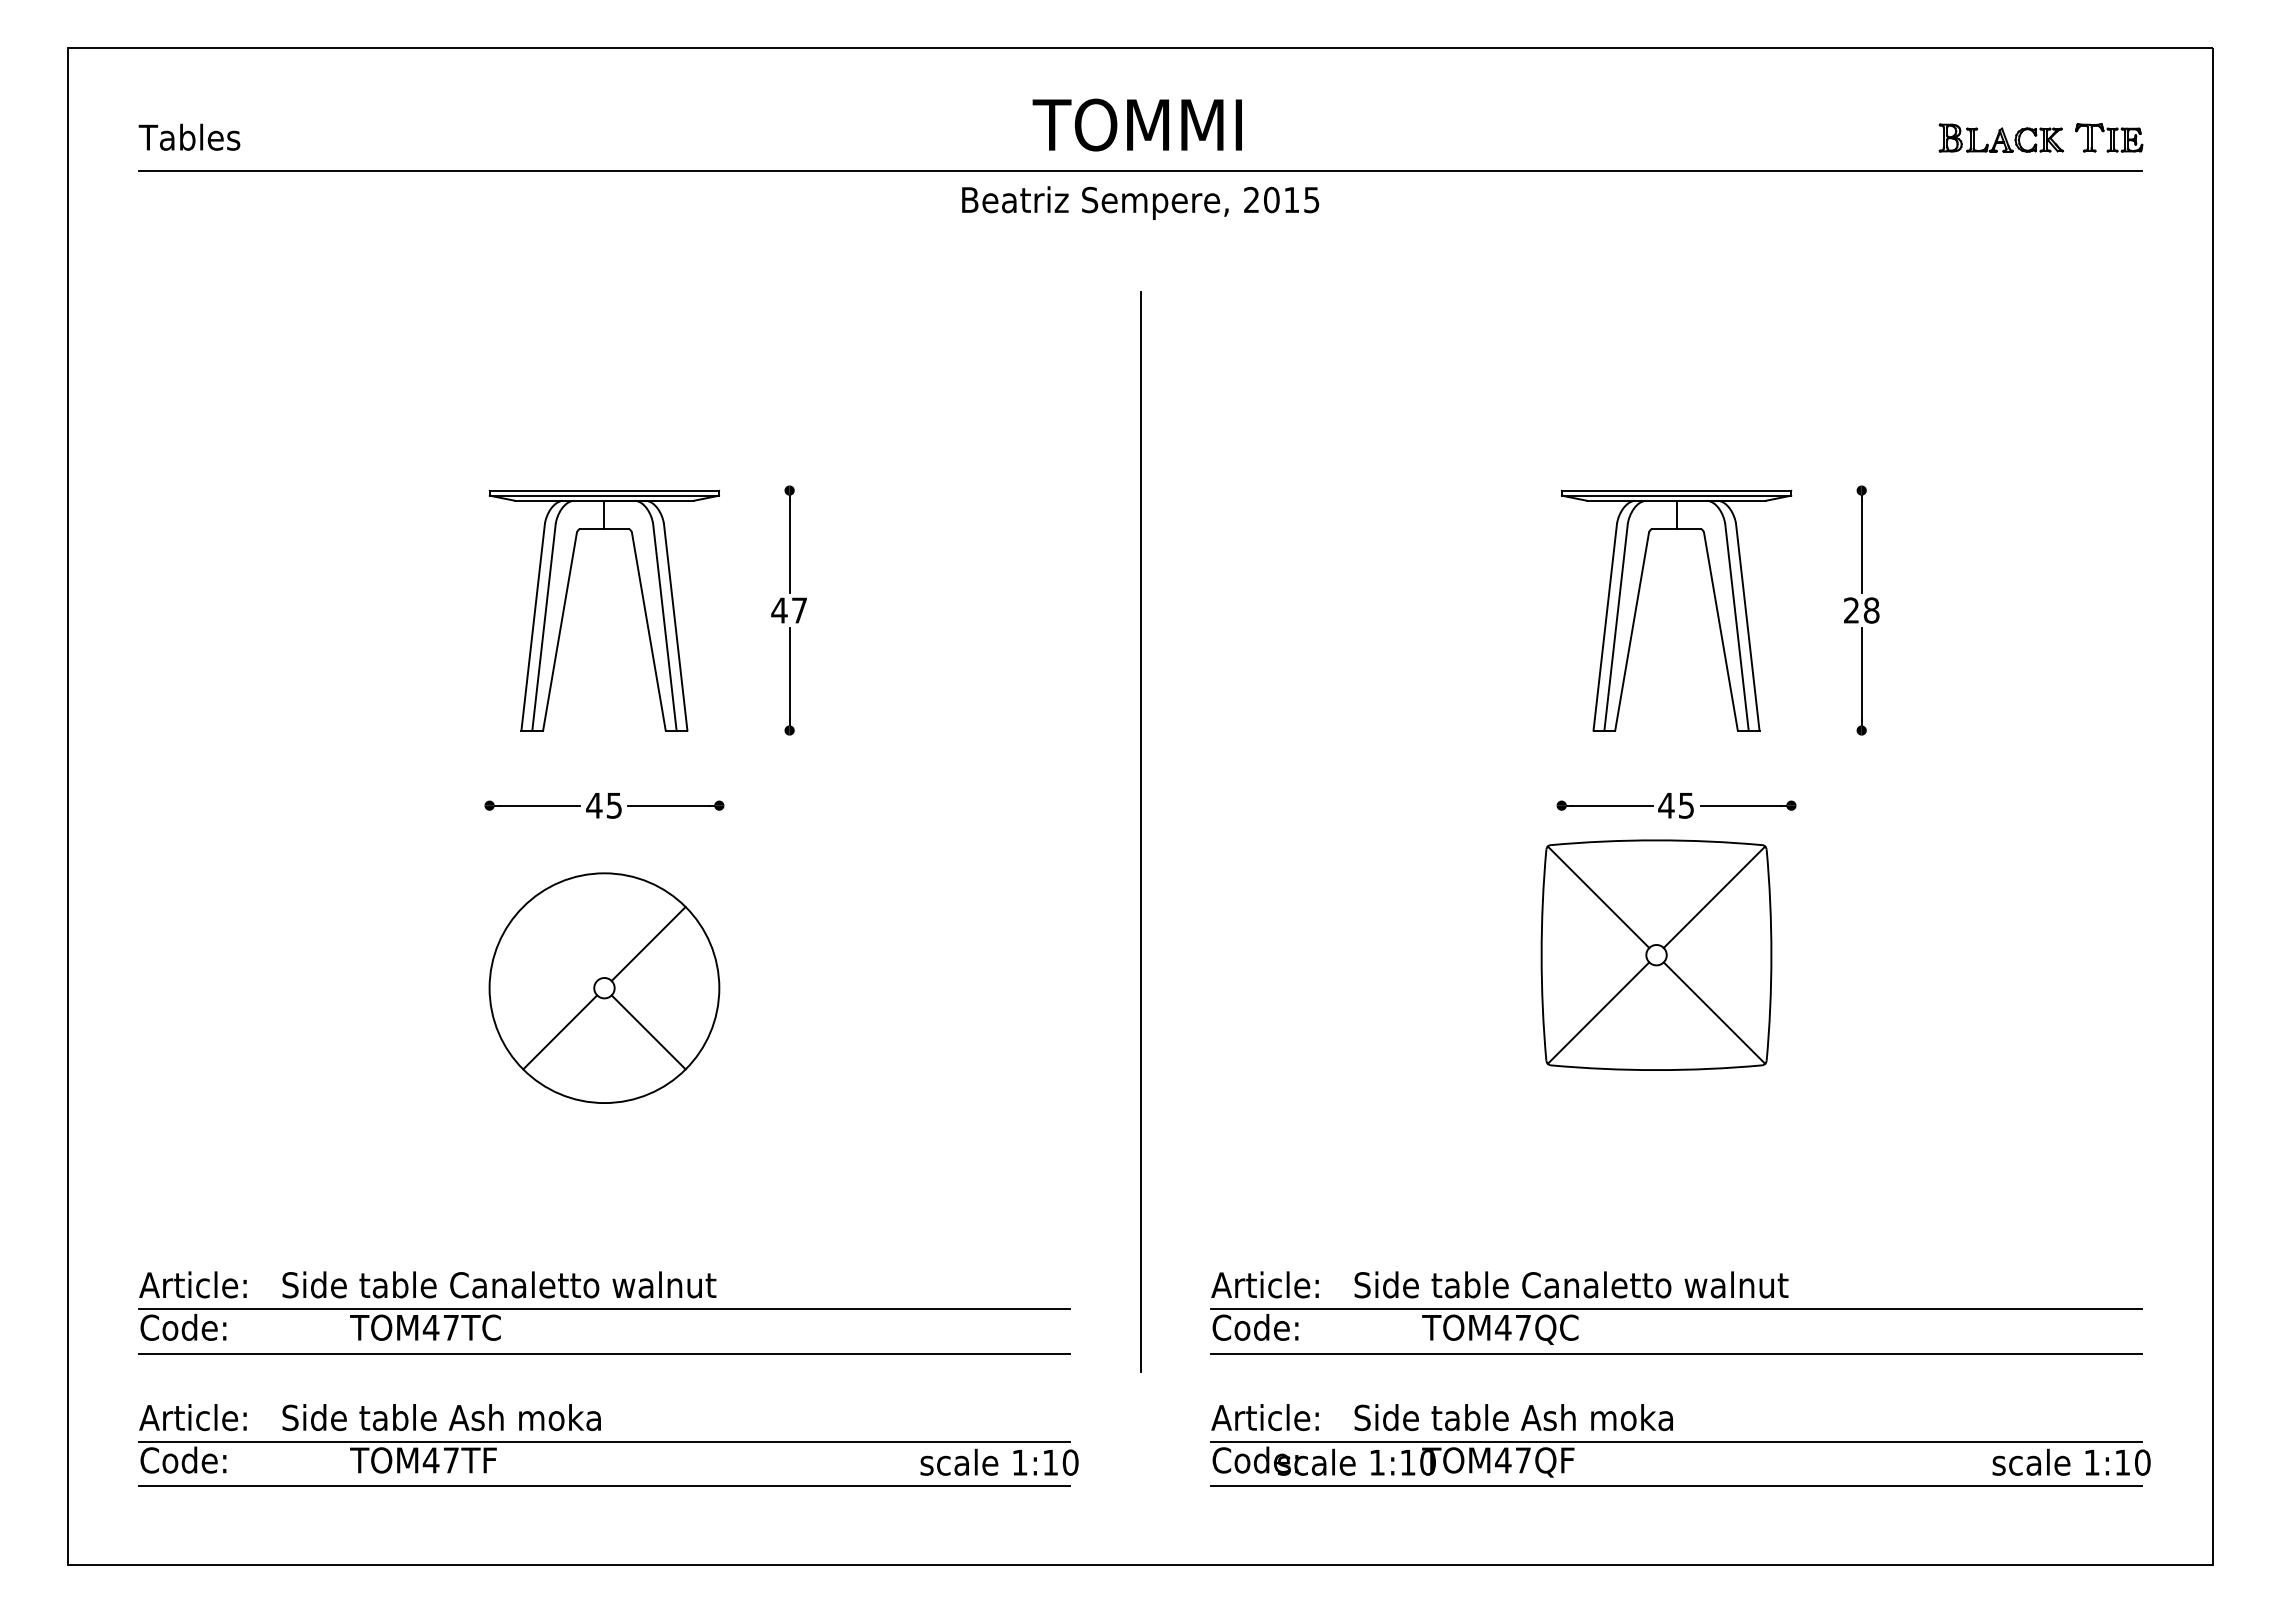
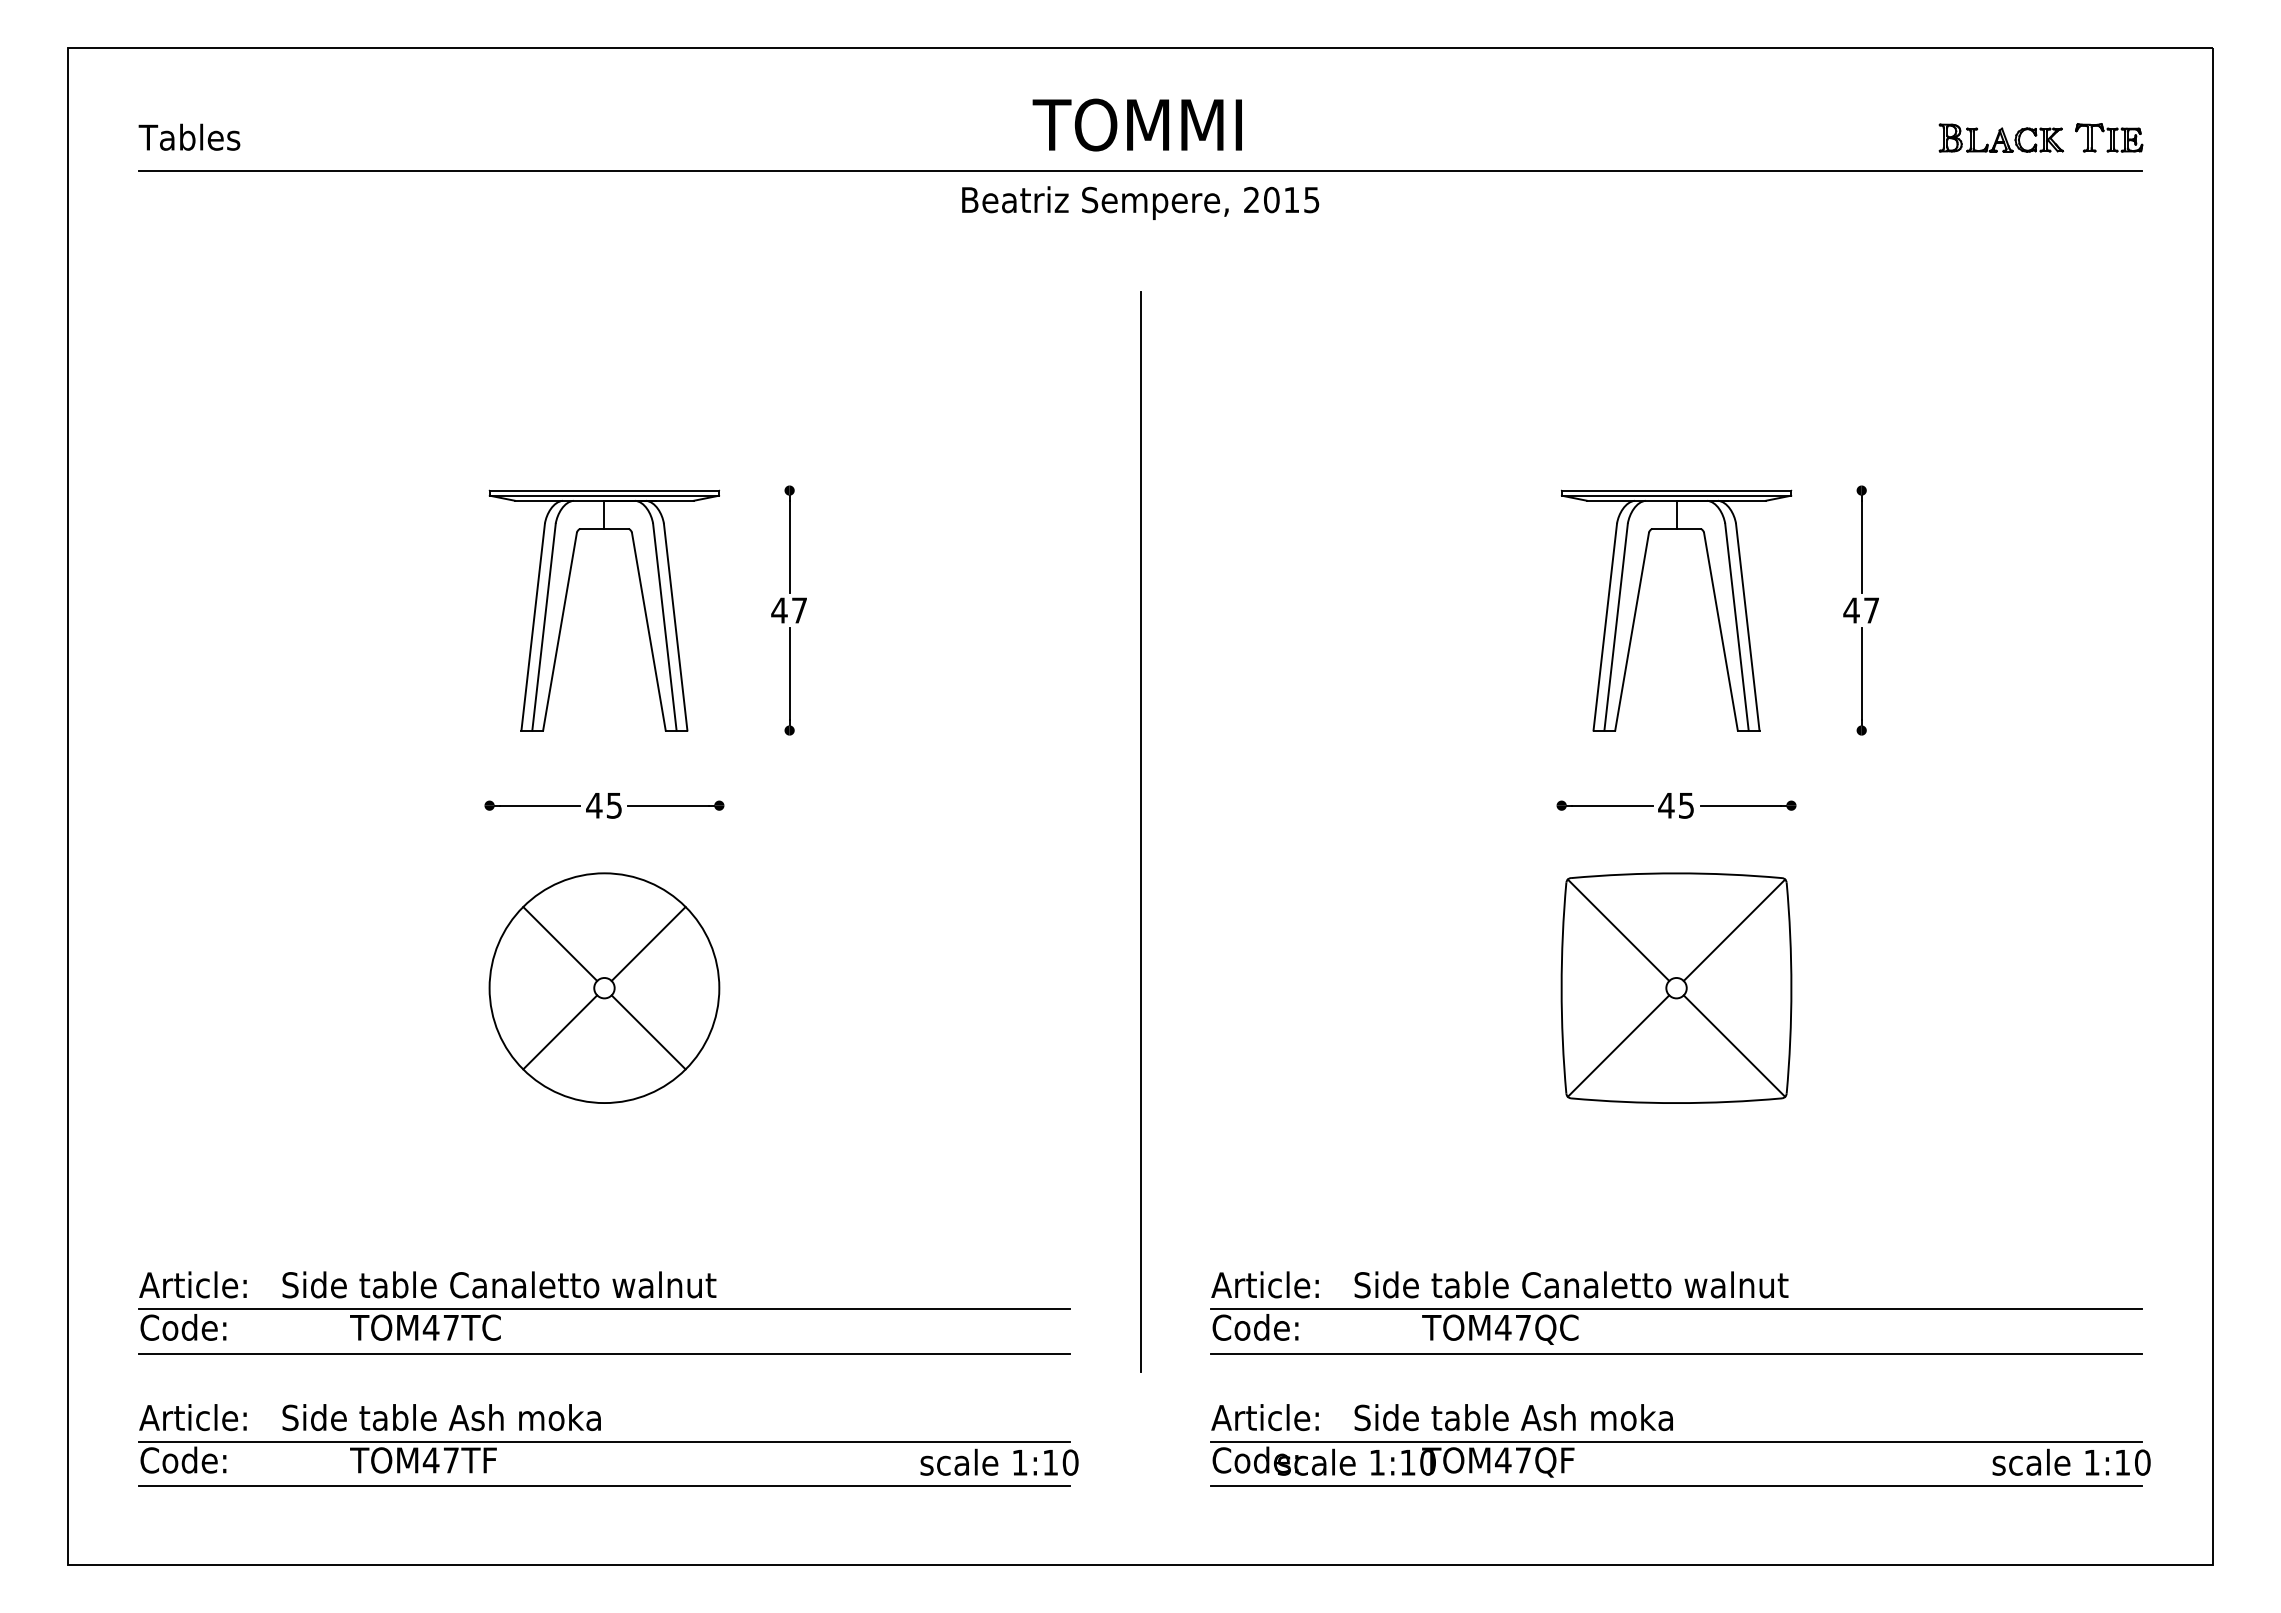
text: 28 -> 47 (1861, 610)
line: none -> present (560, 943)
part position: (1656, 954) -> (1676, 987) (1676, 987)
